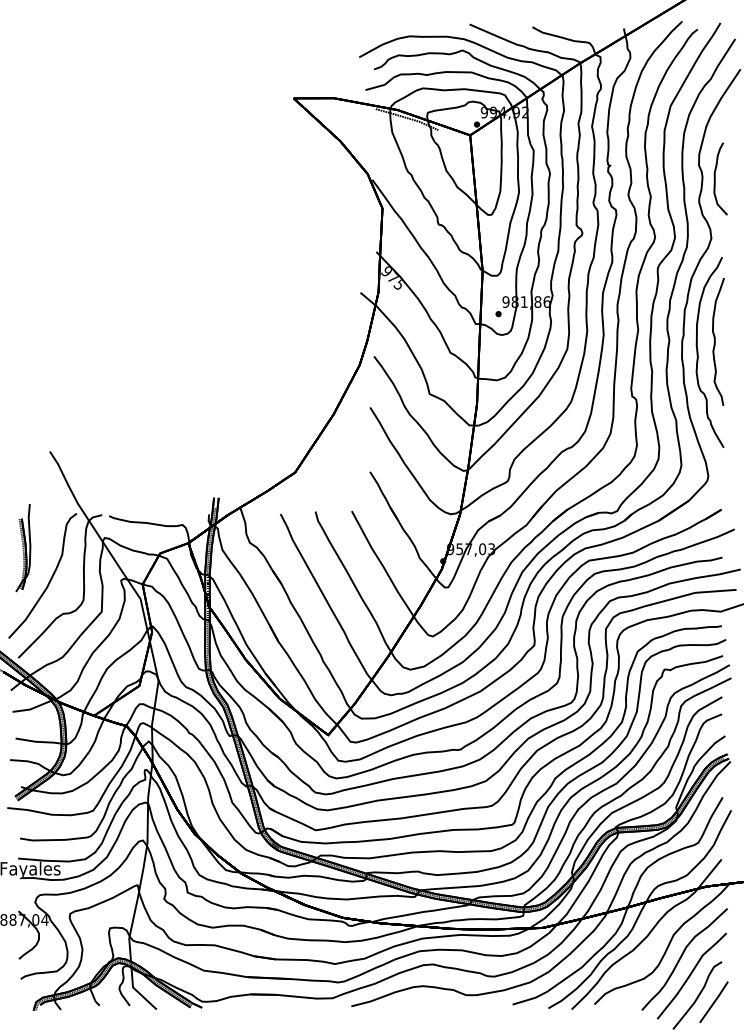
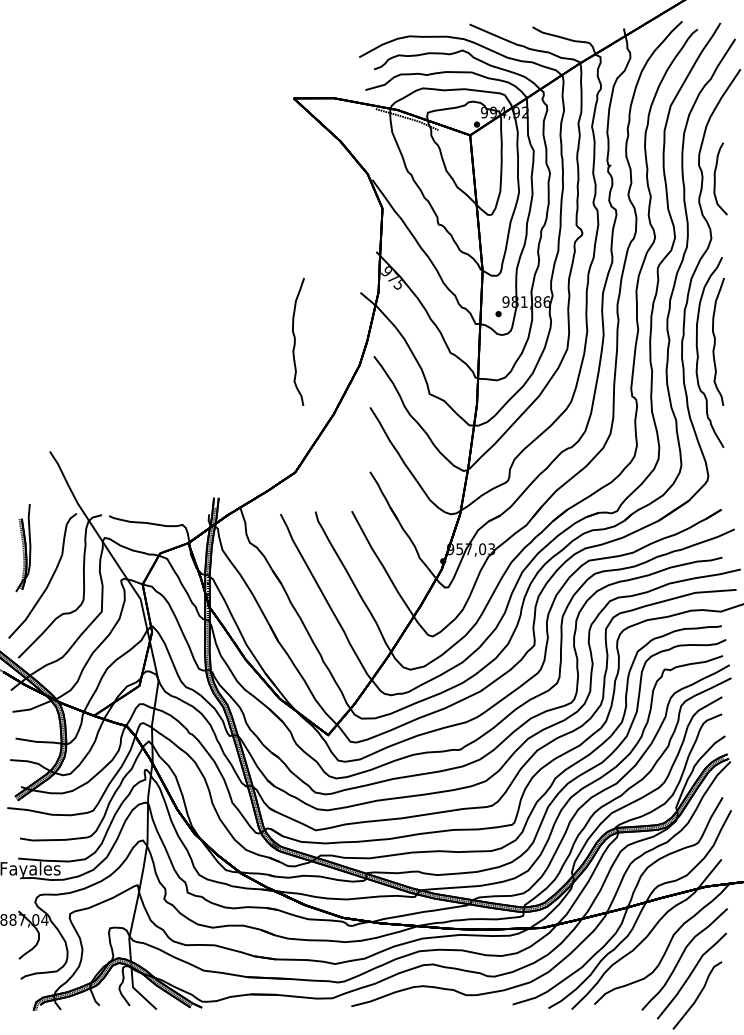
part: none -> present (298, 341)
line: present -> none (713, 1002)
